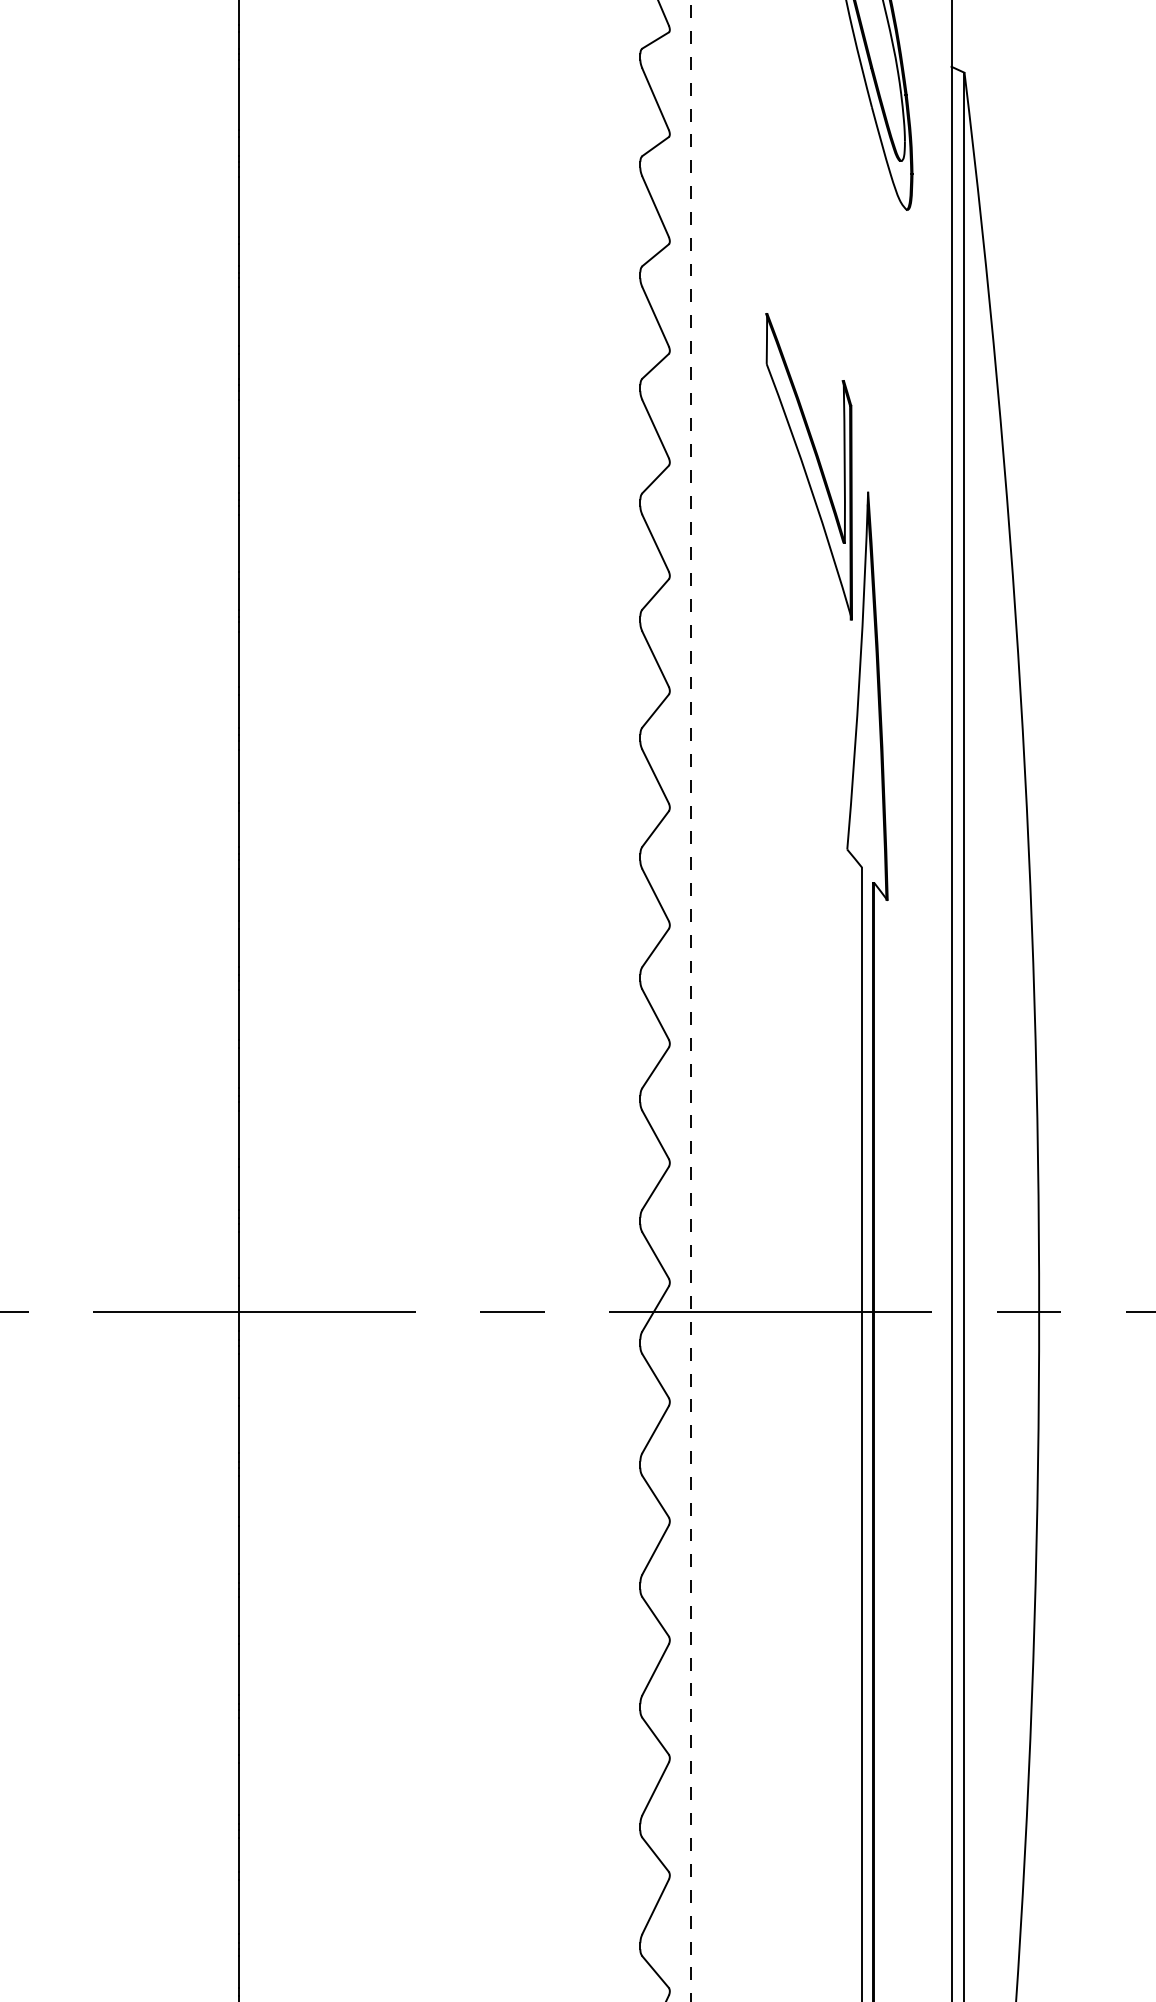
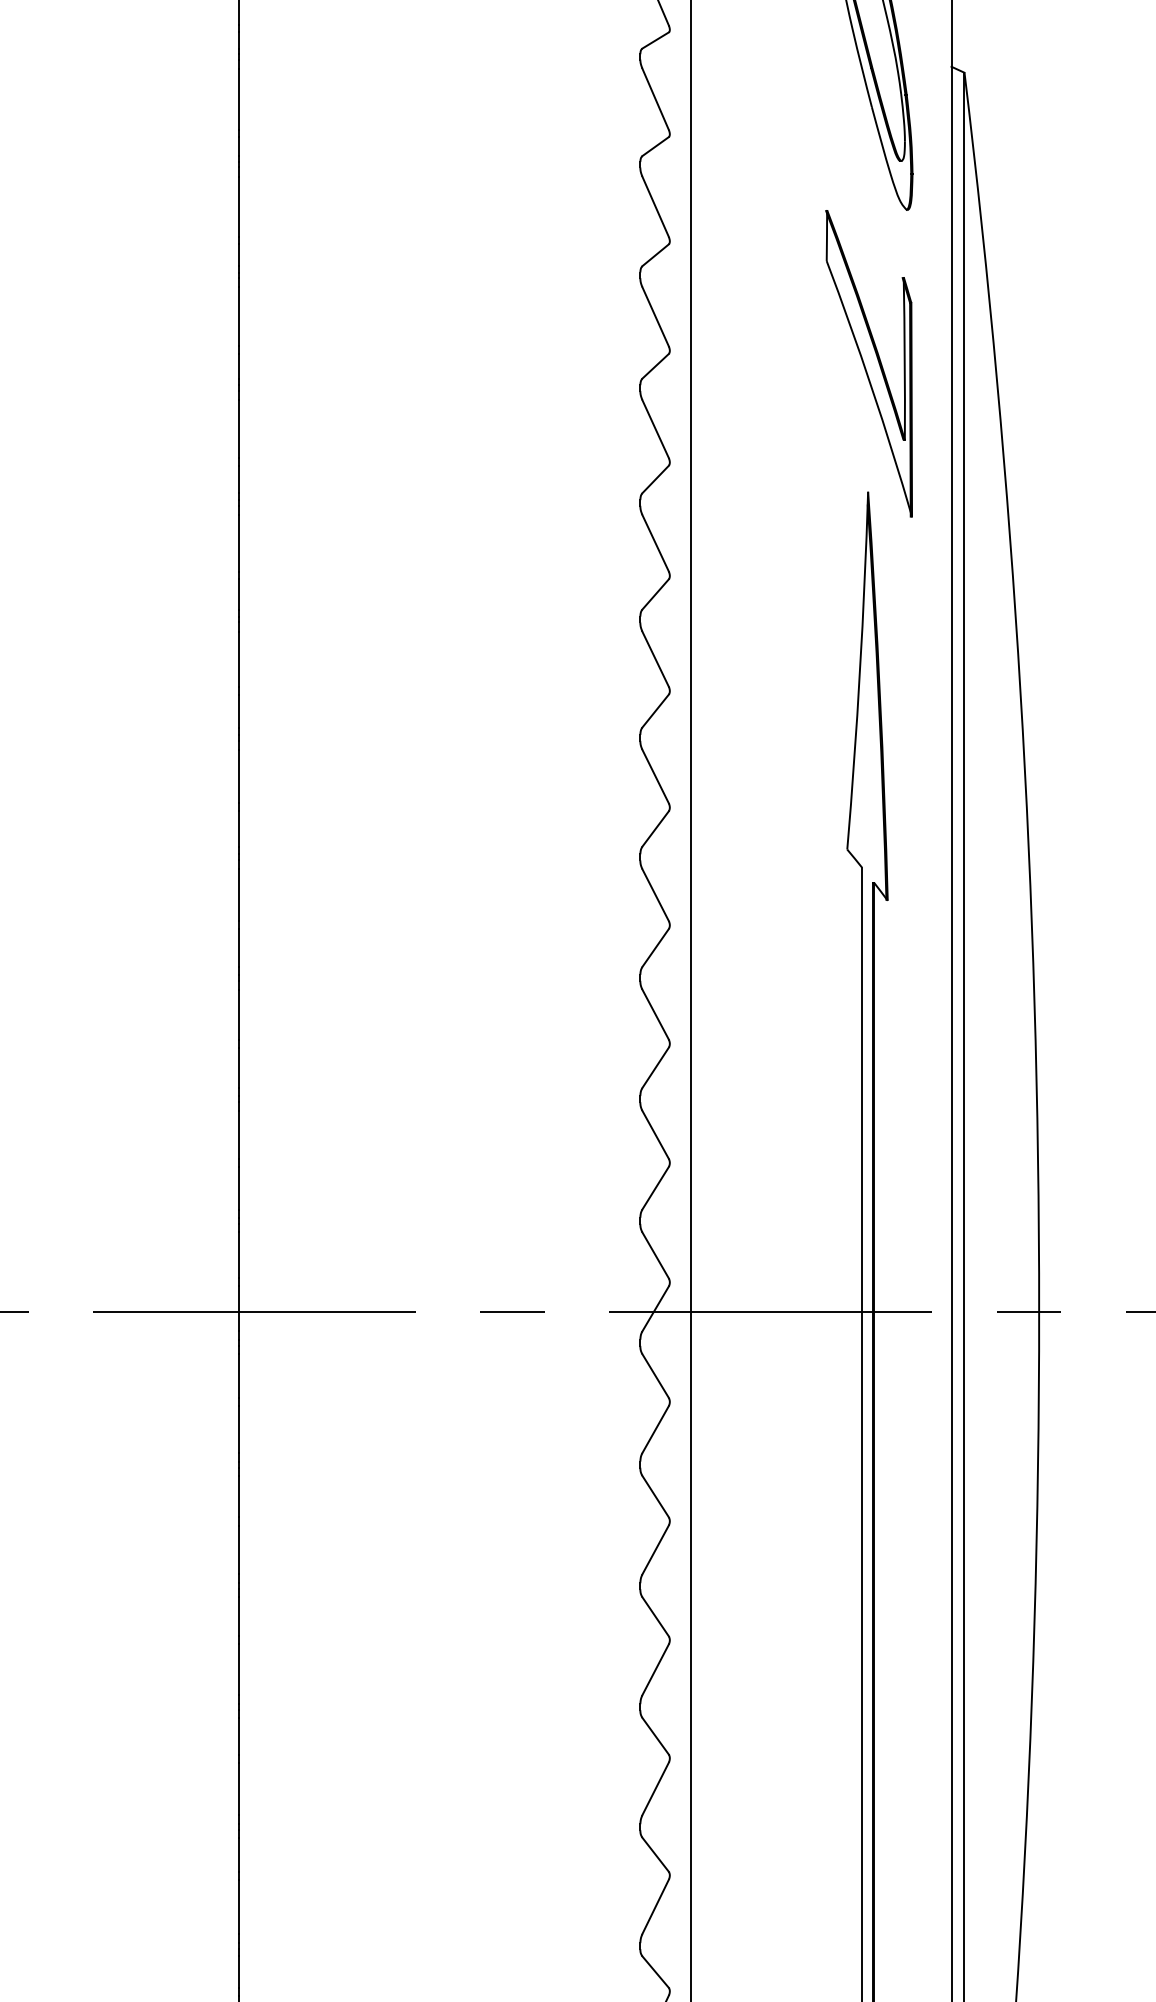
part position: (808, 466) -> (868, 363) (868, 363)
line: dashed -> solid (690, 1001)
